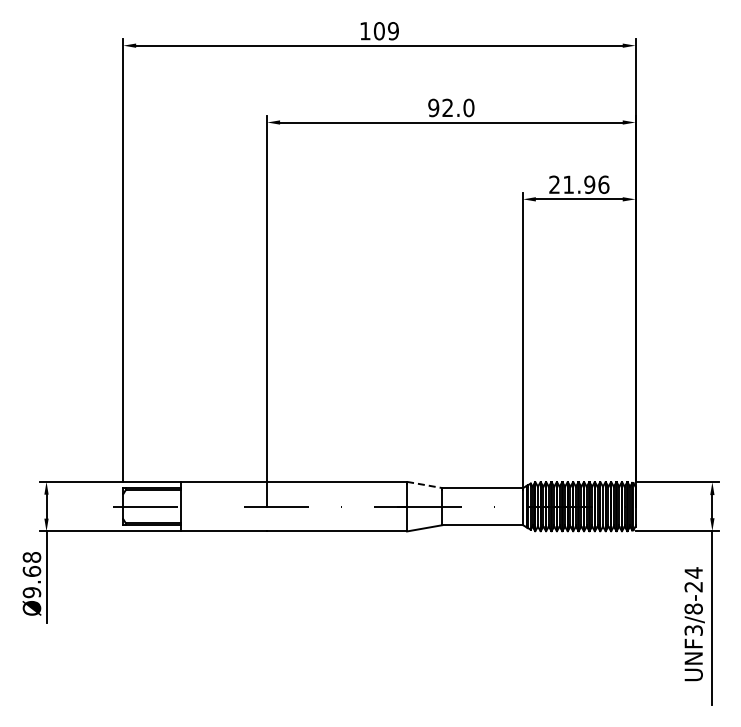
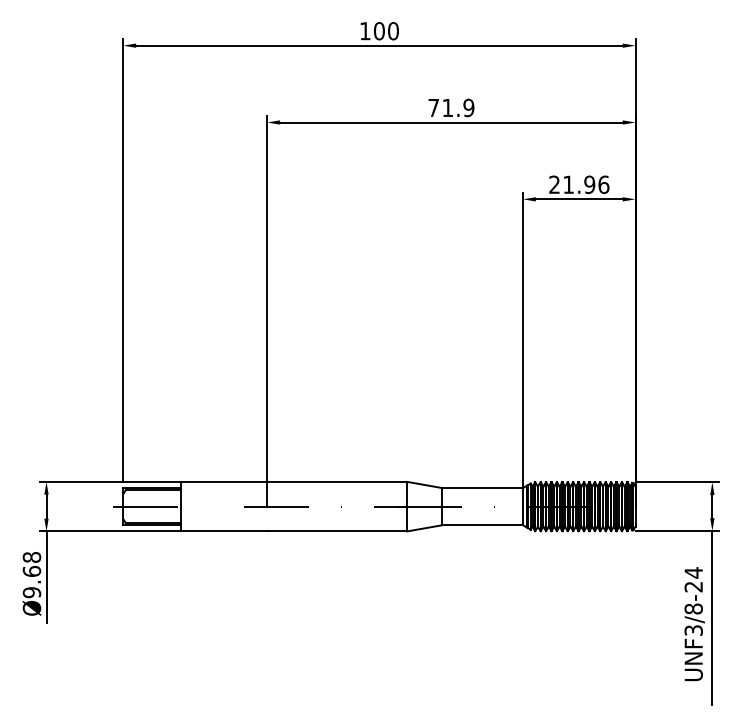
text: 109 -> 100 (393, 31)
text: 92.0 -> 71.9 (451, 107)
line: dashed -> solid (424, 484)
